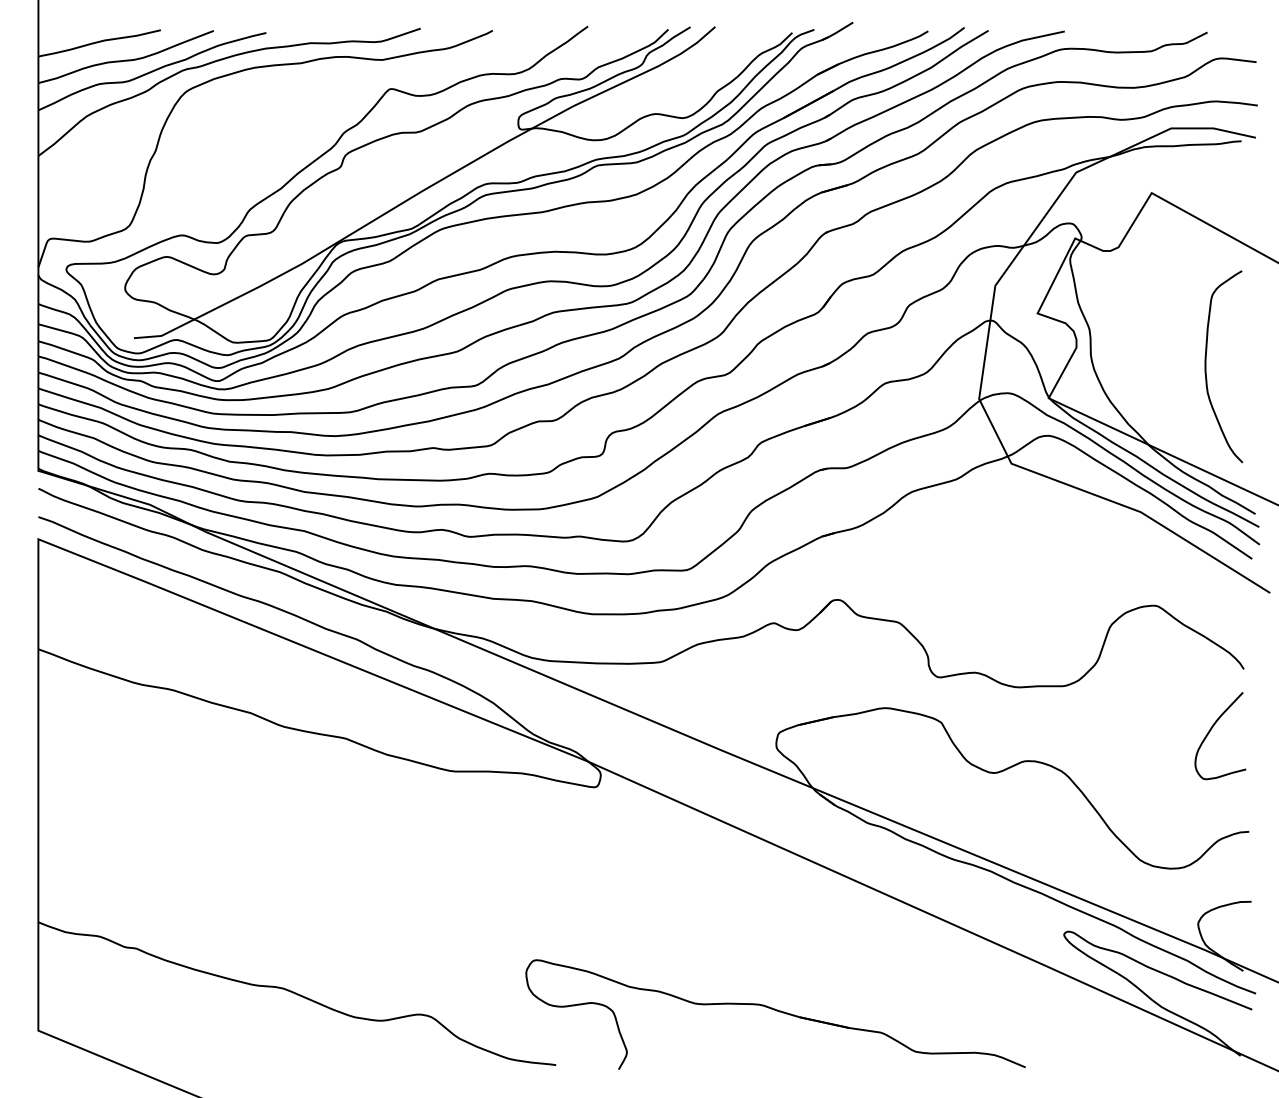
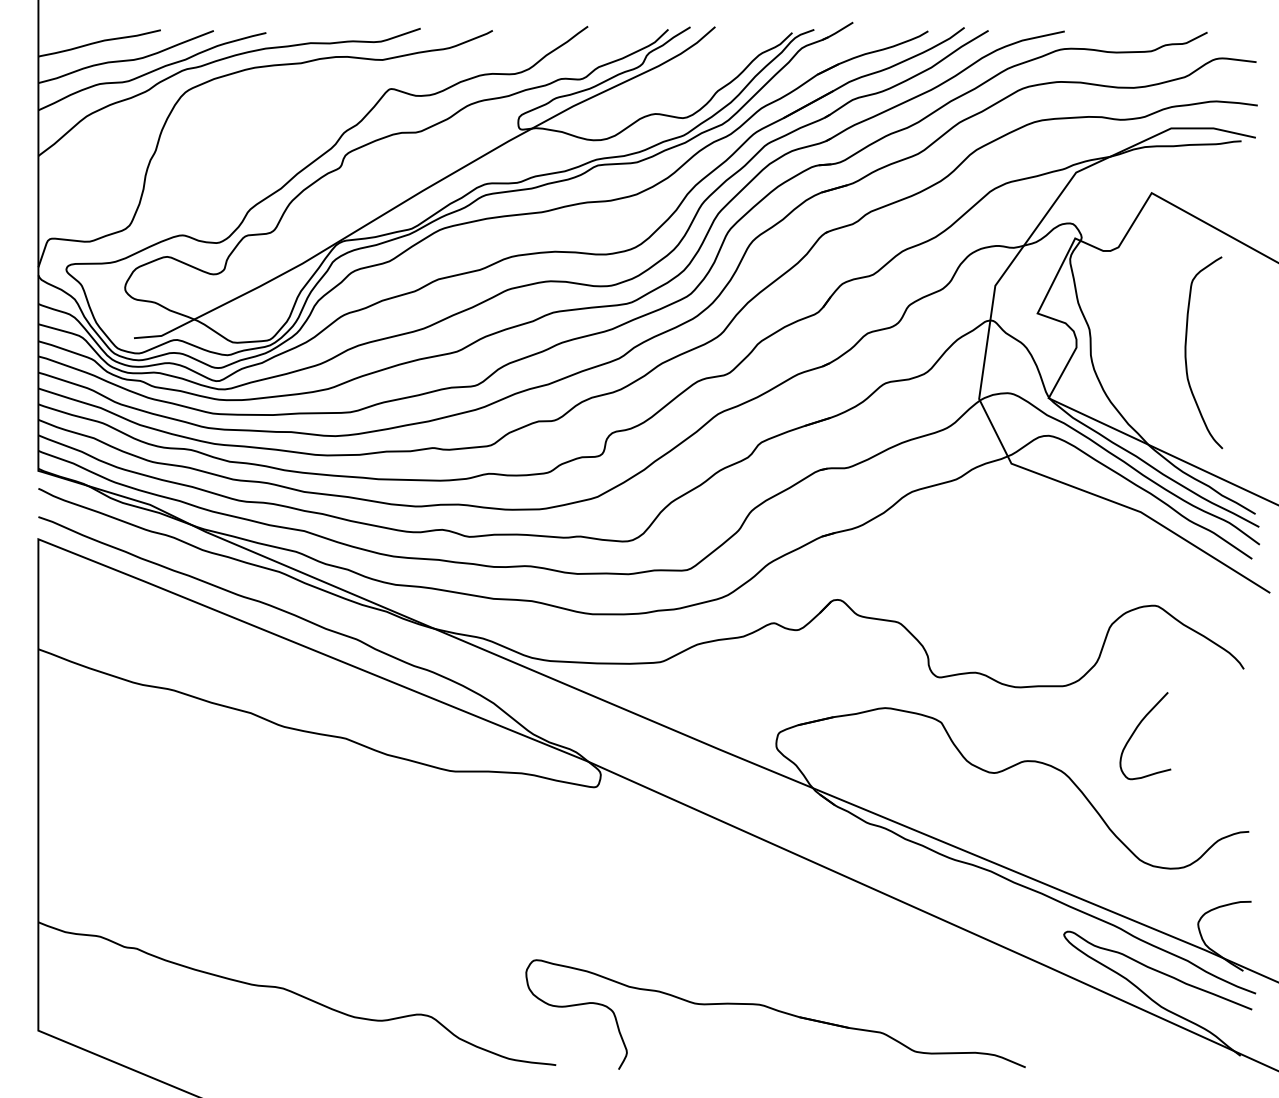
curve position: (1206, 366) -> (1186, 352) (1186, 352)
curve position: (1211, 730) -> (1136, 730) (1136, 730)
